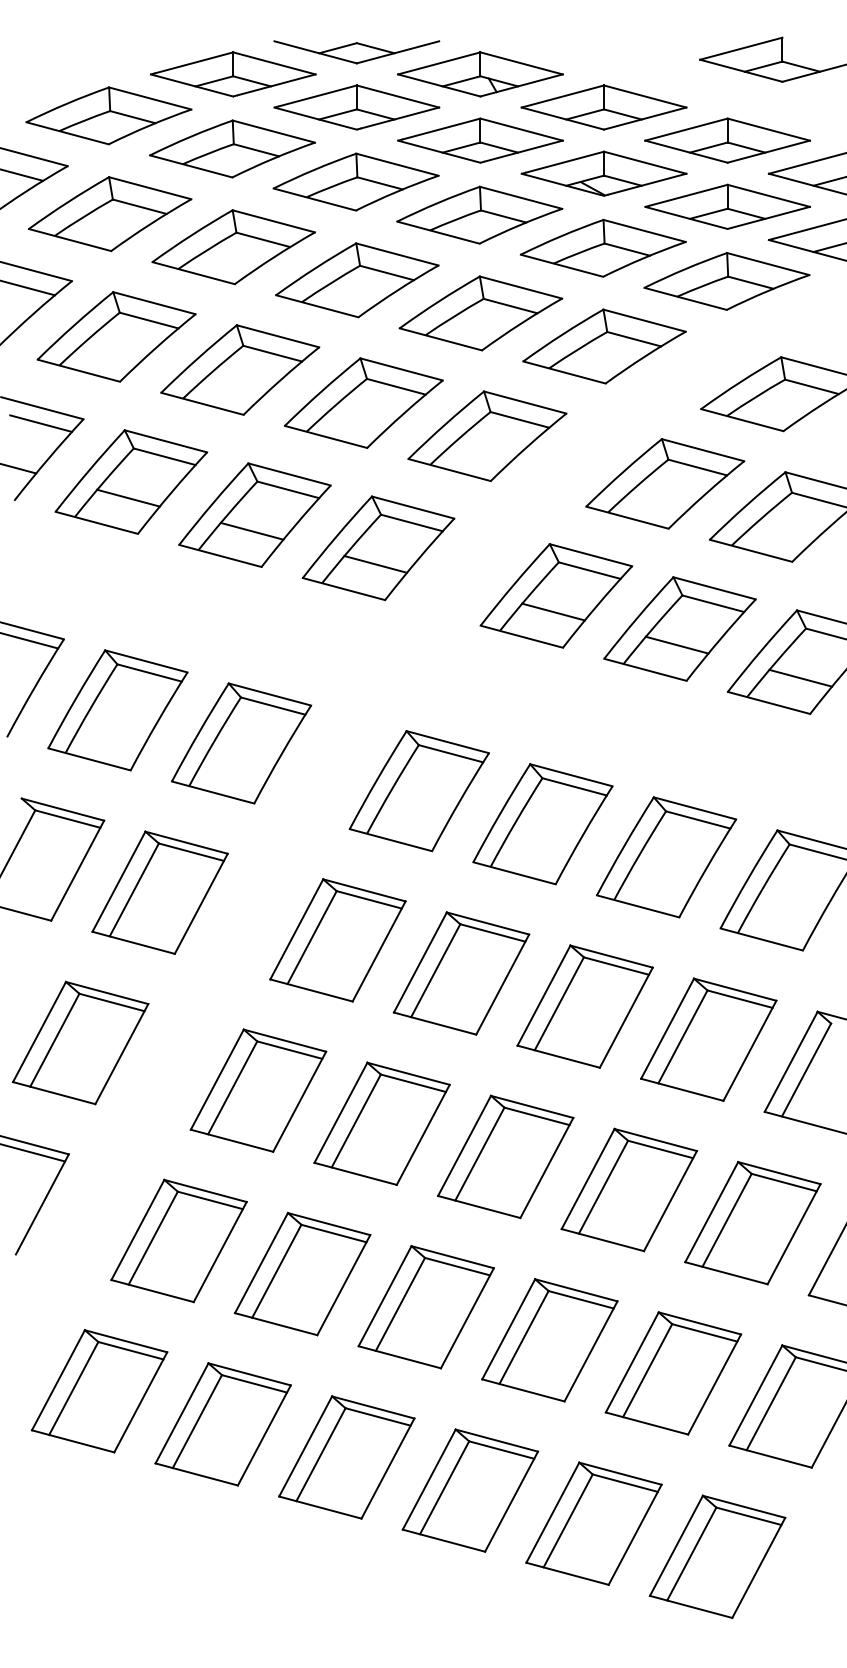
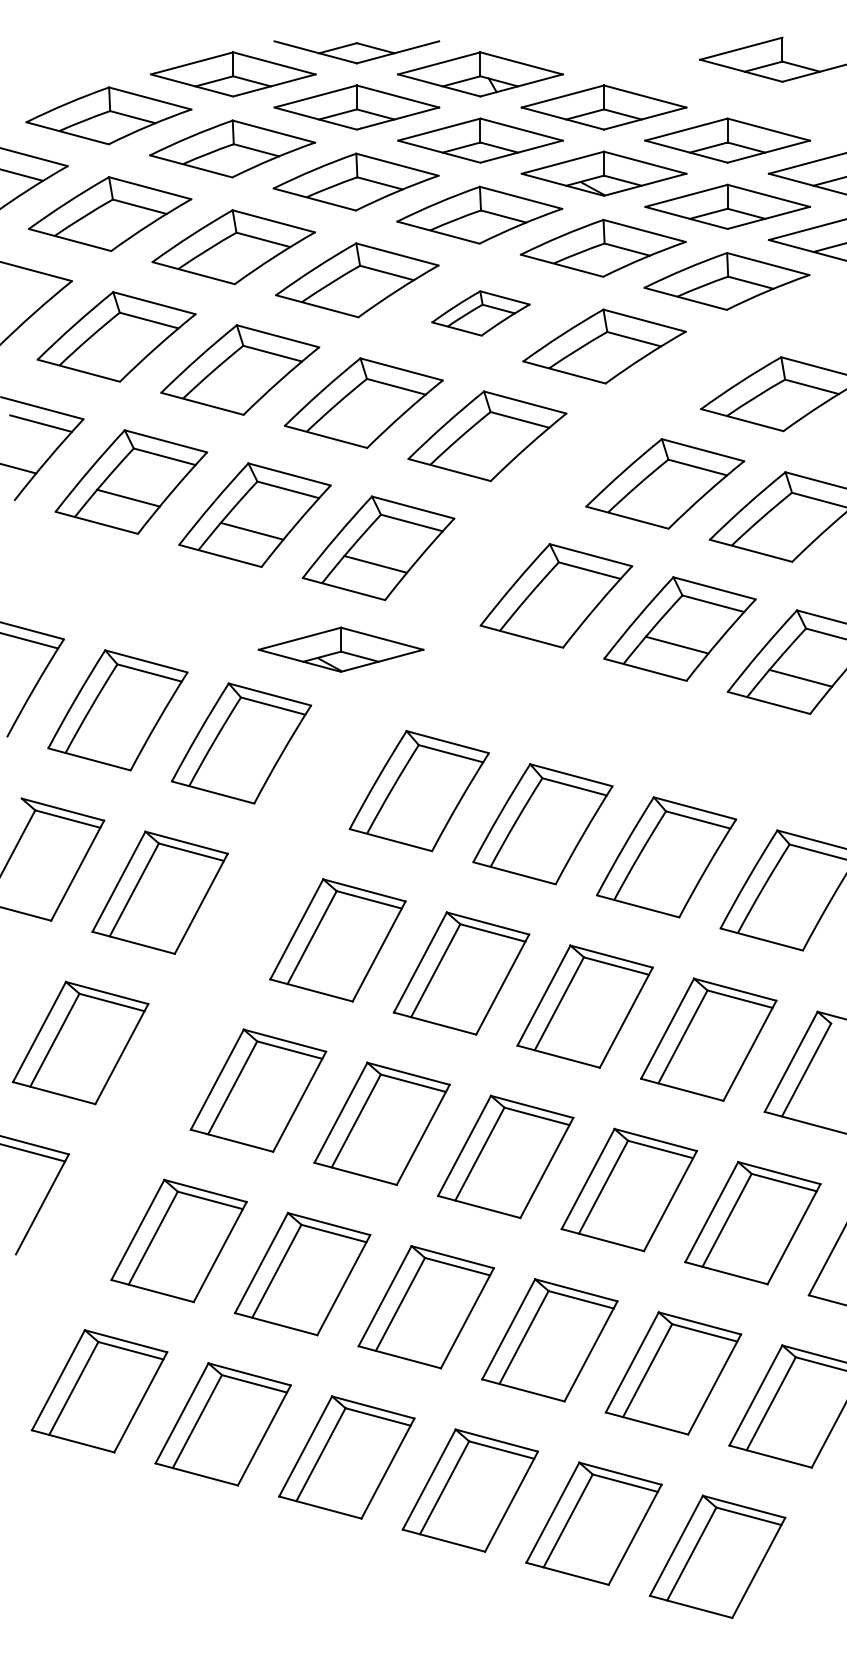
line: present -> none (28, 288)
part size: 166x77 px -> 100x47 px (480, 313)
line: present -> none (553, 611)
part: none -> present (340, 649)
